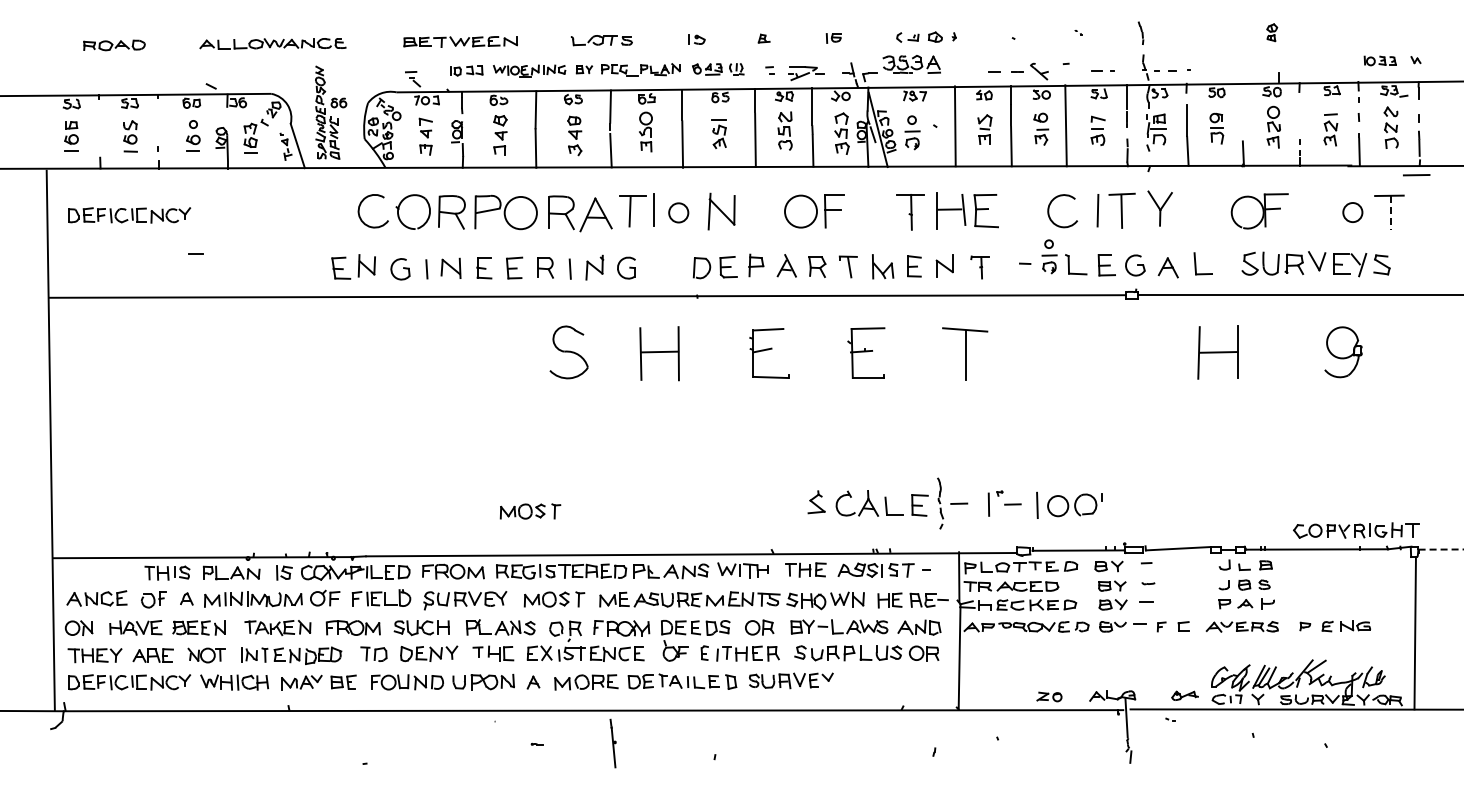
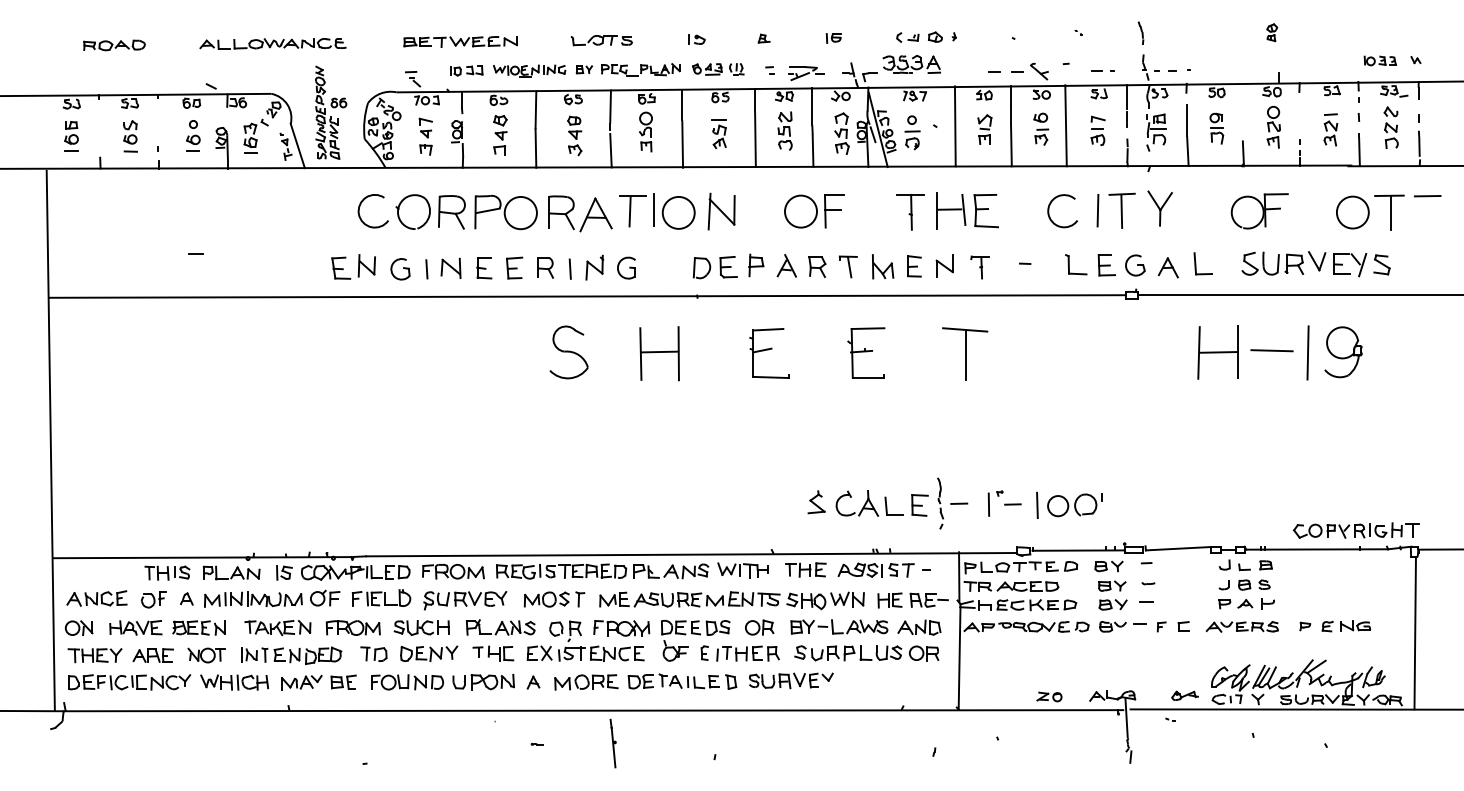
line position: (1416, 175) -> (1427, 196) (1427, 196)
circle diameter: 19 px -> 32 px (678, 212)
circle diameter: 19 px -> 32 px (1352, 212)
line: dashed -> solid (1391, 213)
part: present -> none (129, 215)
part: present -> none (1049, 256)
line: none -> present (1271, 350)
line: none -> present (1307, 352)
part: present -> none (530, 511)
line: dashed -> solid (1441, 549)
